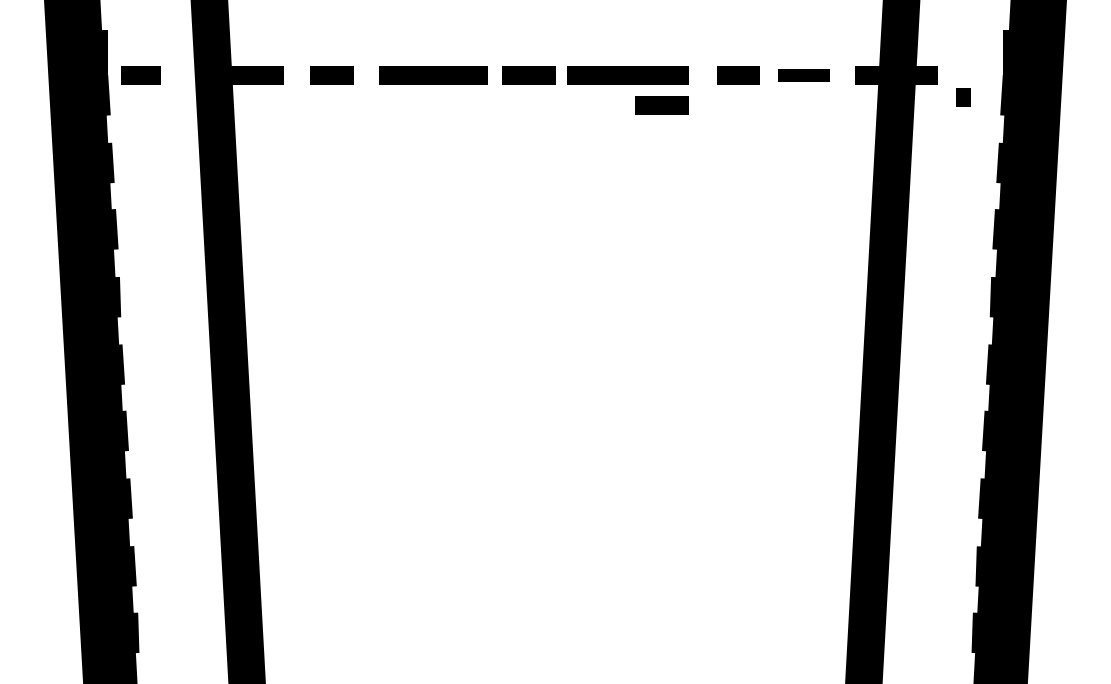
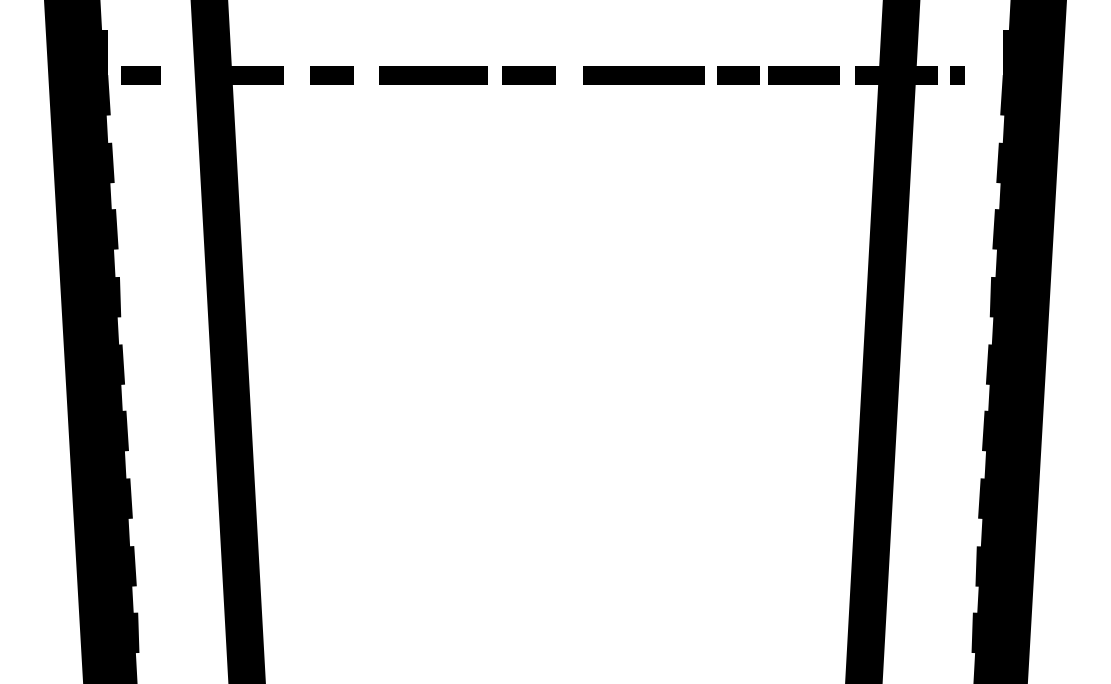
part position: (627, 75) -> (643, 75) (643, 75)
part size: 52x13 px -> 72x19 px (803, 75)
line position: (963, 97) -> (957, 75) (957, 75)
part: present -> none (661, 105)
